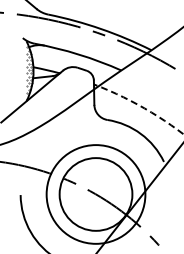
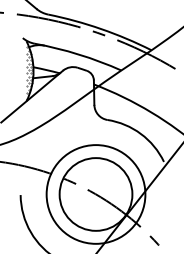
arc: dashed -> solid (140, 106)
